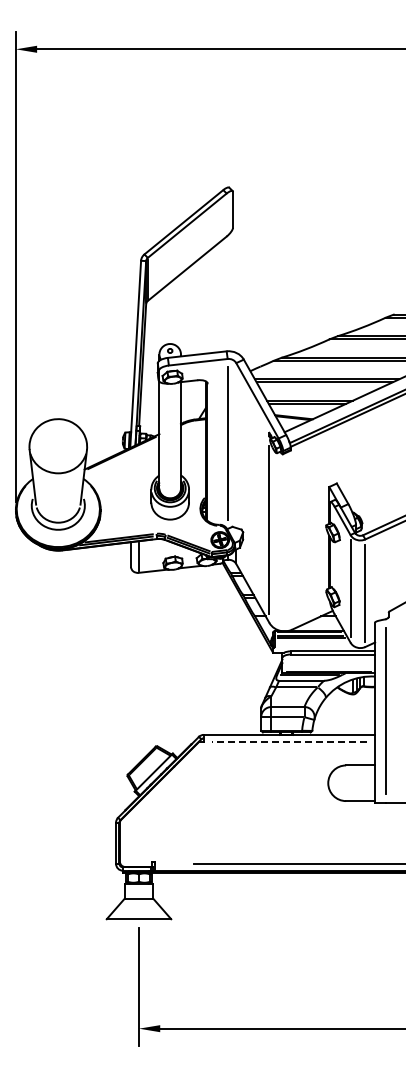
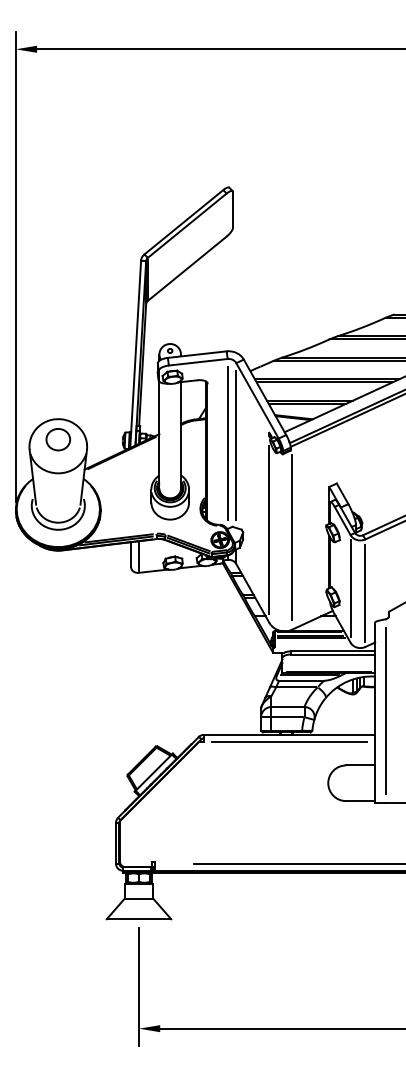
part: none -> present (58, 439)
line: none -> present (236, 445)
line: none -> present (292, 537)
line: dashed -> solid (288, 741)
